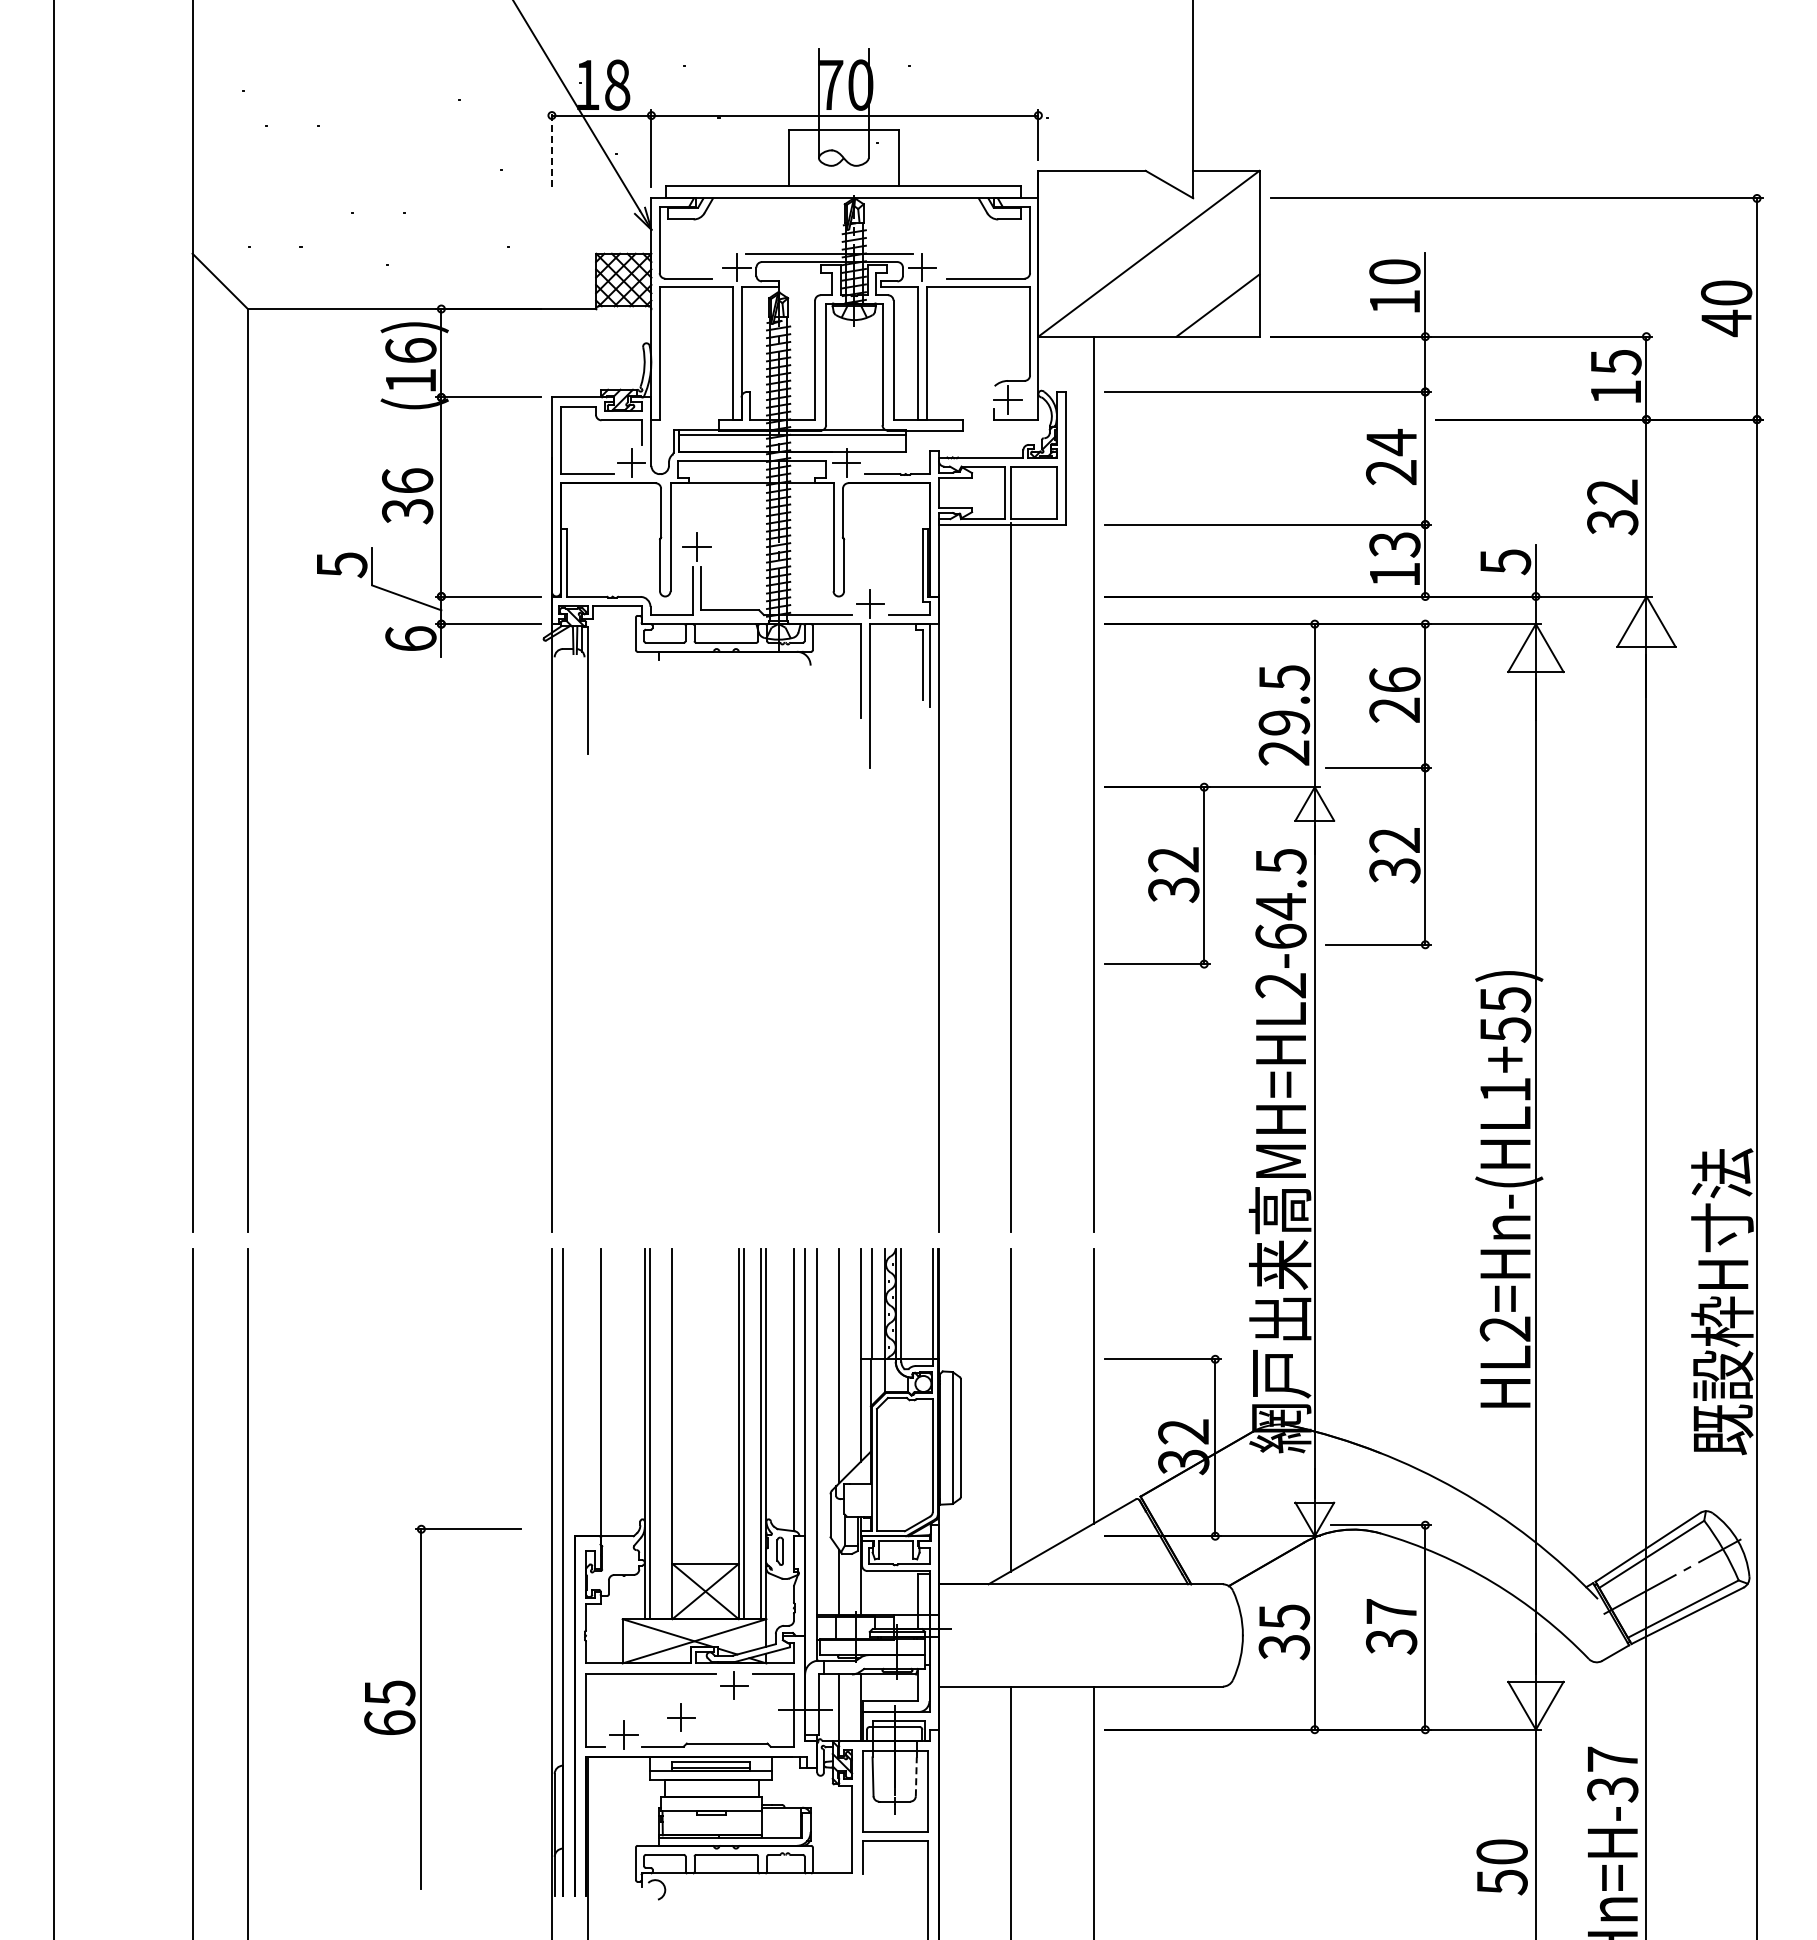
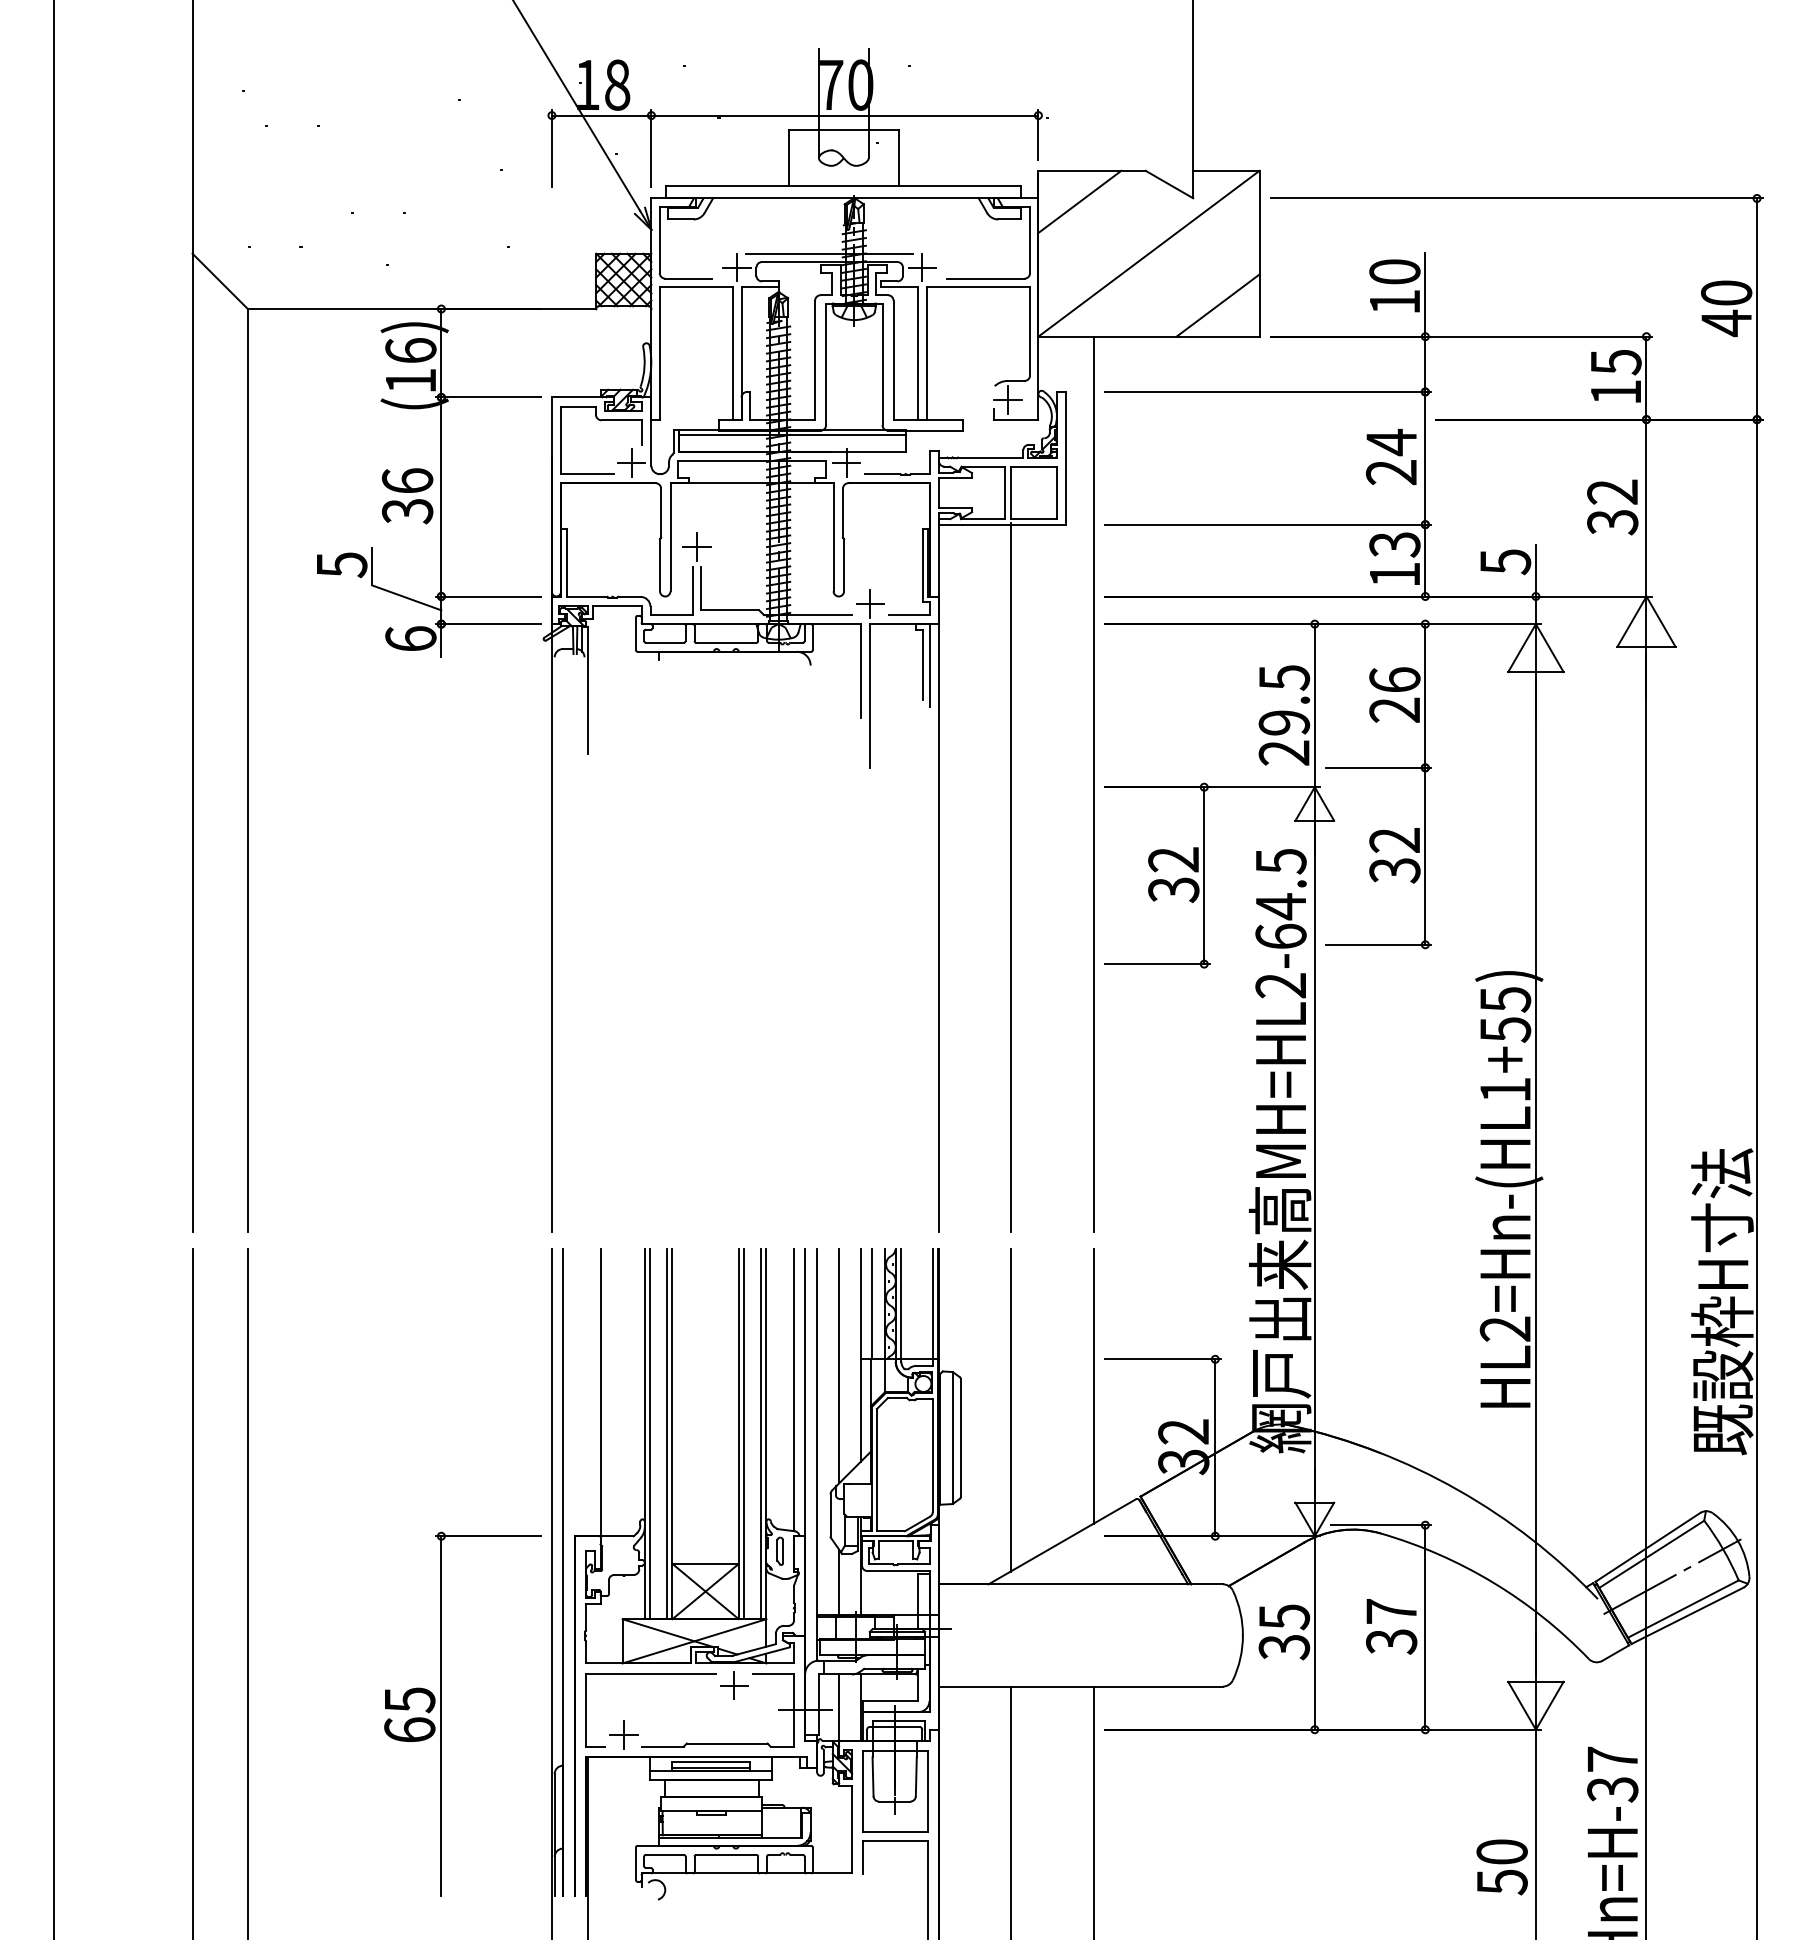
line: dashed -> solid (551, 148)
line: none -> present (1079, 201)
line: none -> present (666, 1433)
part position: (421, 1706) -> (441, 1713) (441, 1713)
part: present -> none (681, 1717)
line: dashed -> solid (916, 1776)
